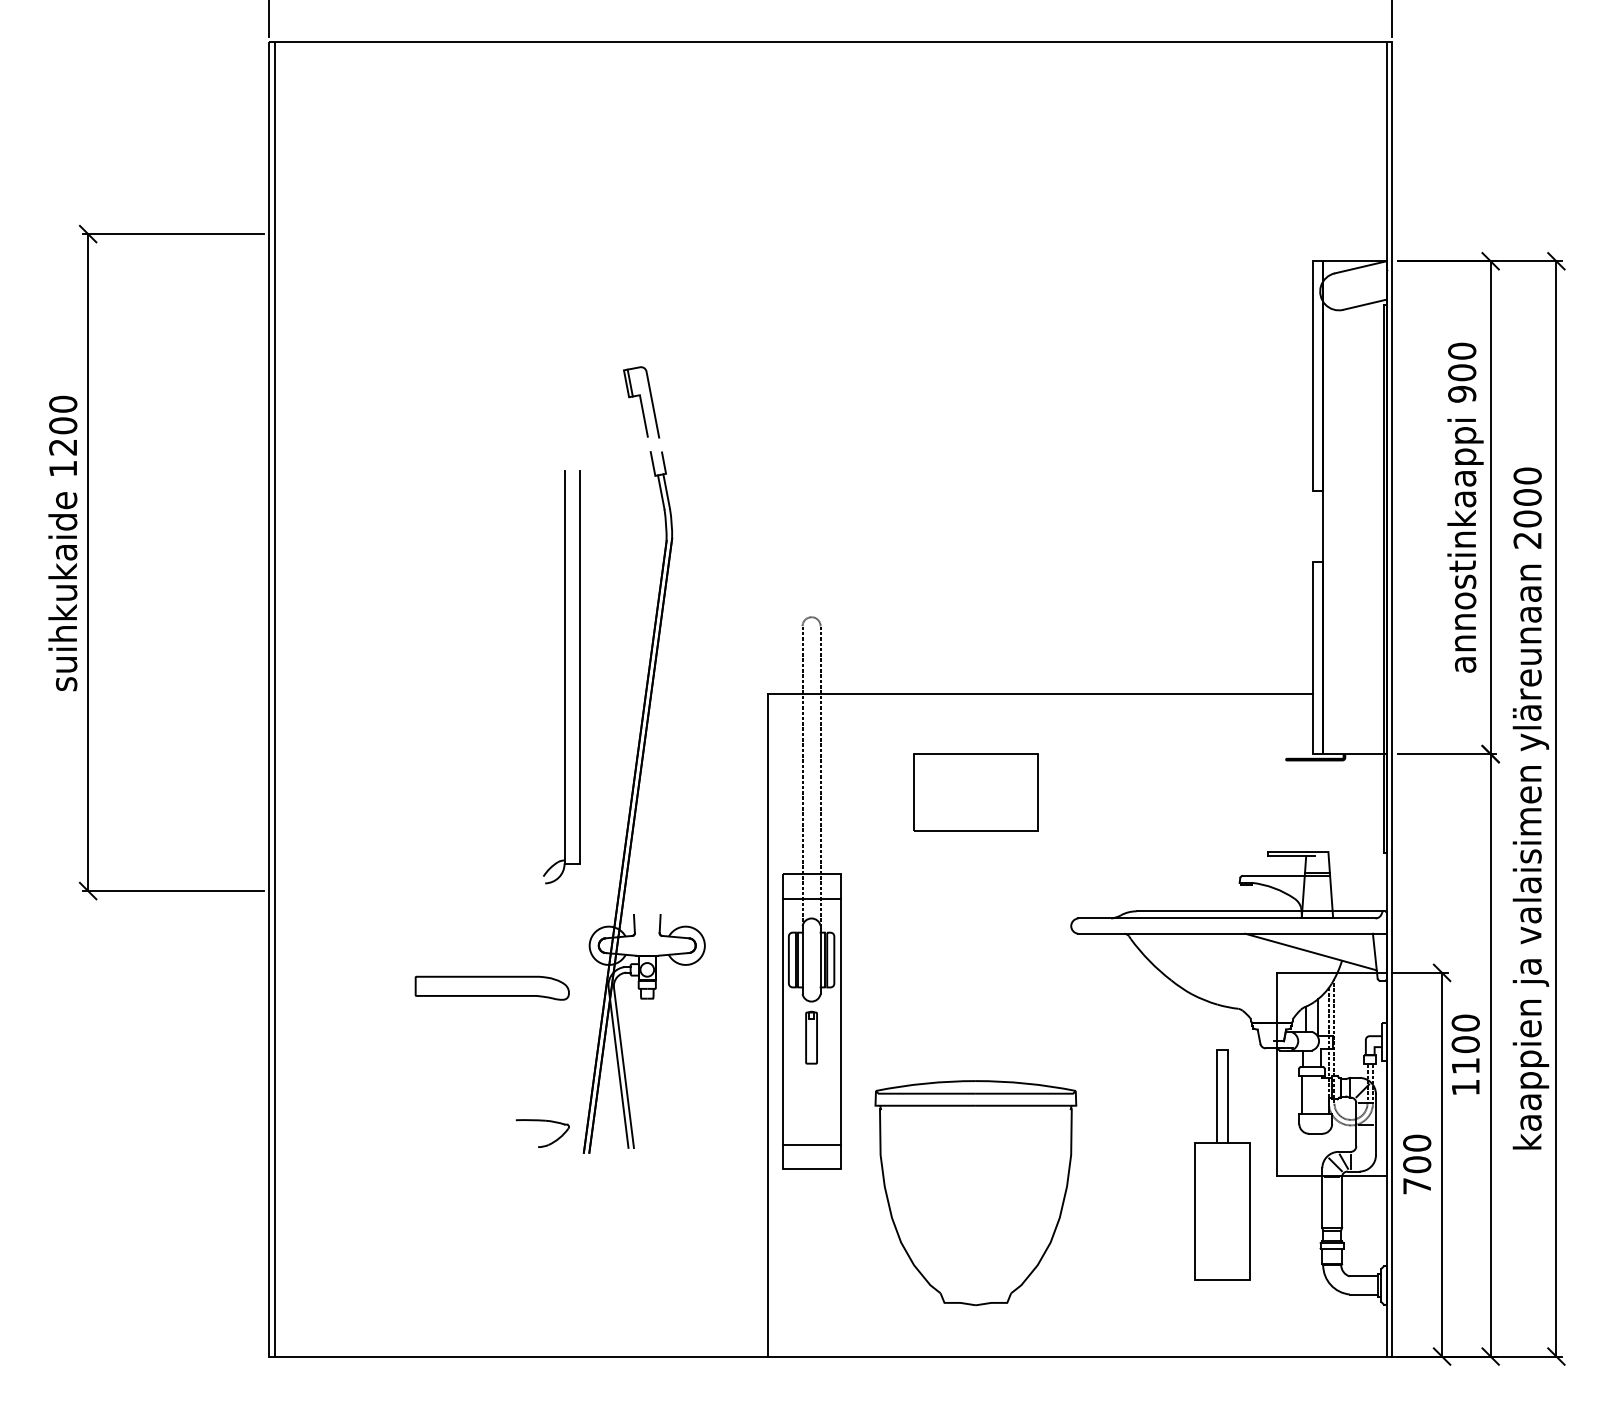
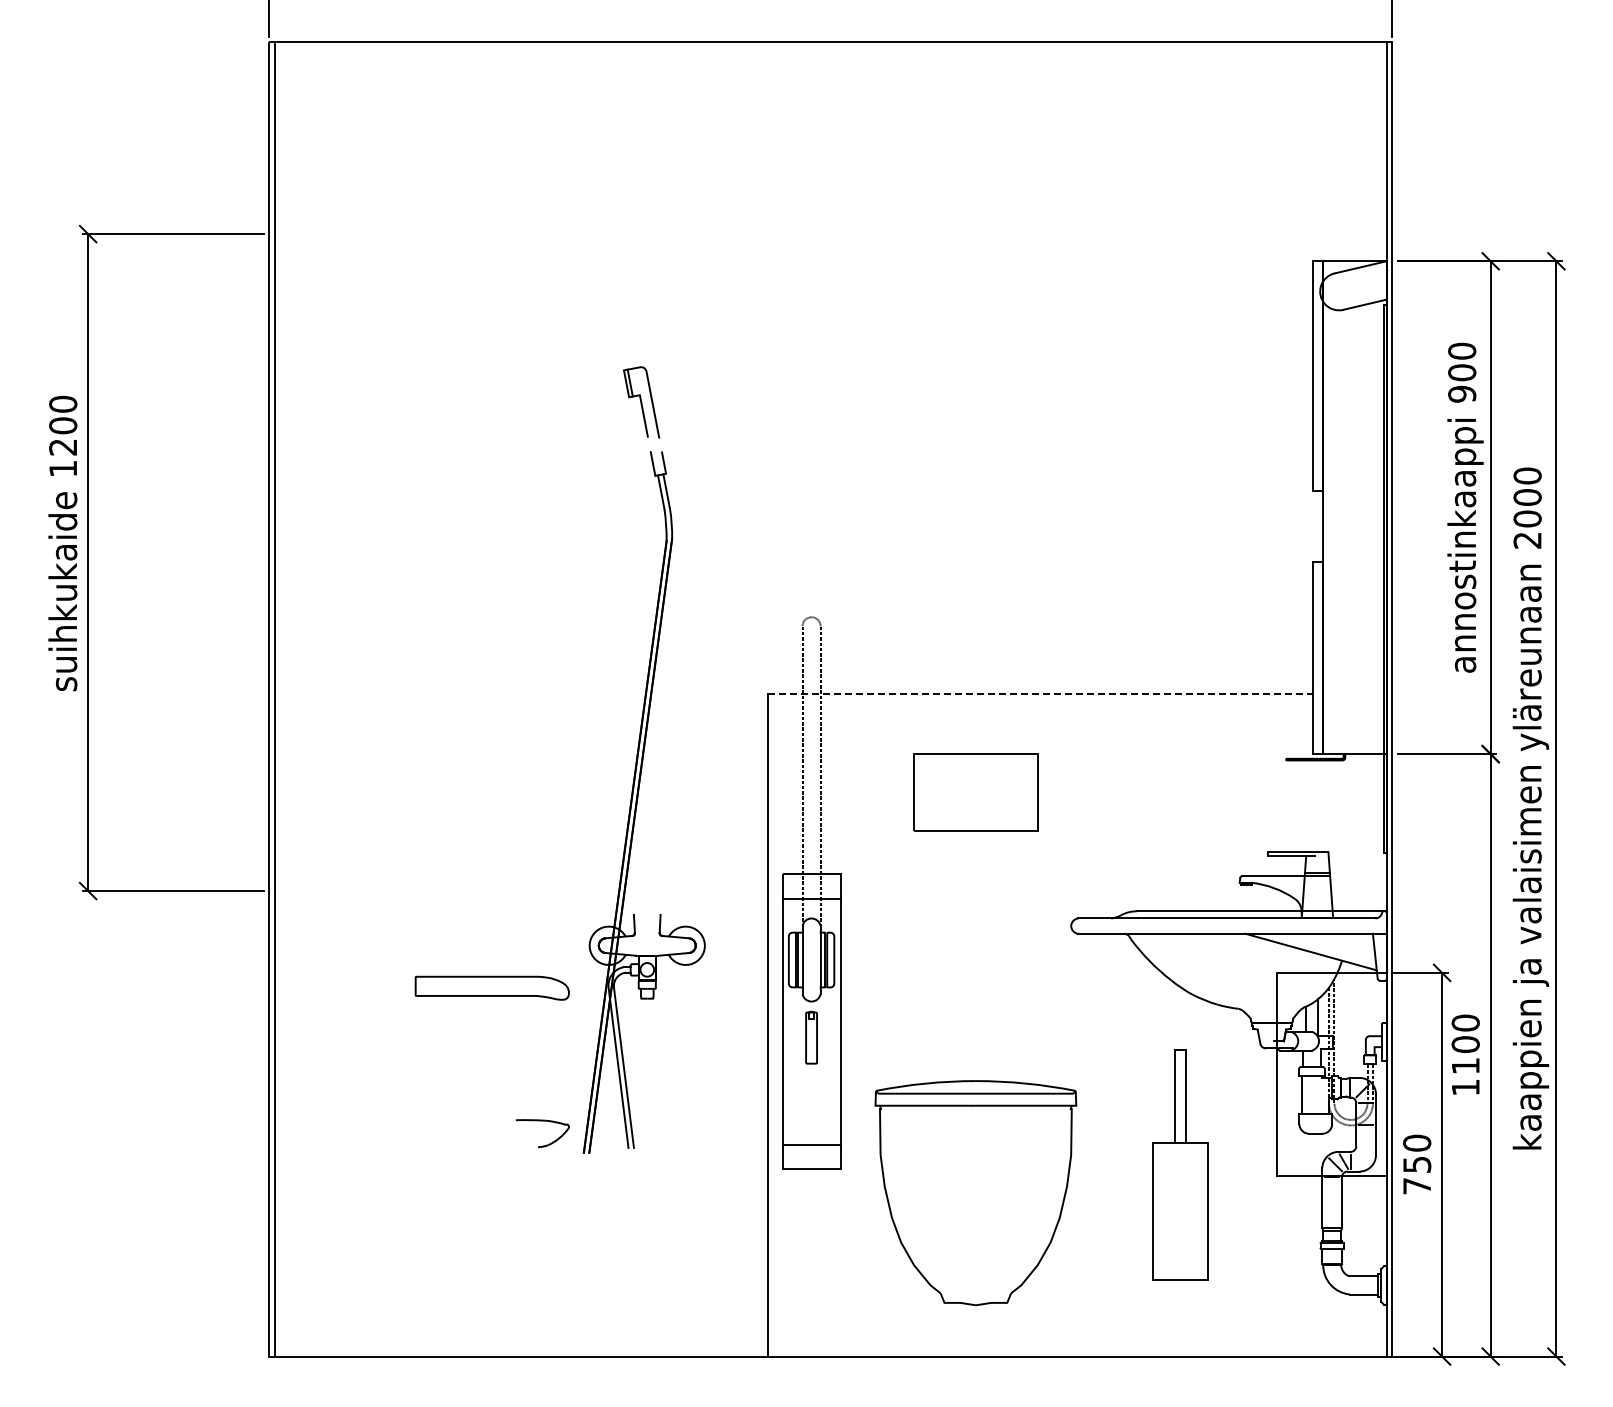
part: present -> none (561, 677)
line: solid -> dashed (1040, 693)
part position: (1222, 1164) -> (1180, 1164) (1180, 1164)
text: 700 -> 750 (1417, 1164)
